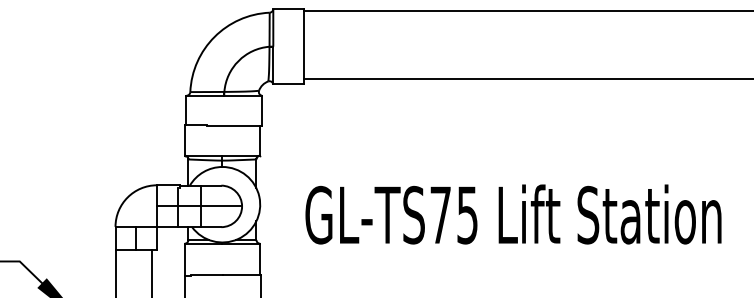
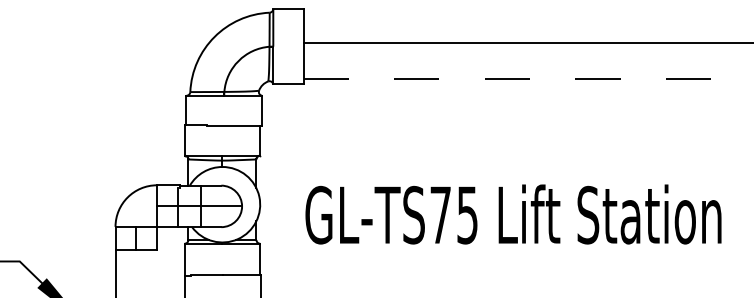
line position: (526, 11) -> (526, 43) (526, 43)
line: solid -> dashed (529, 79)
line: present -> none (151, 271)
